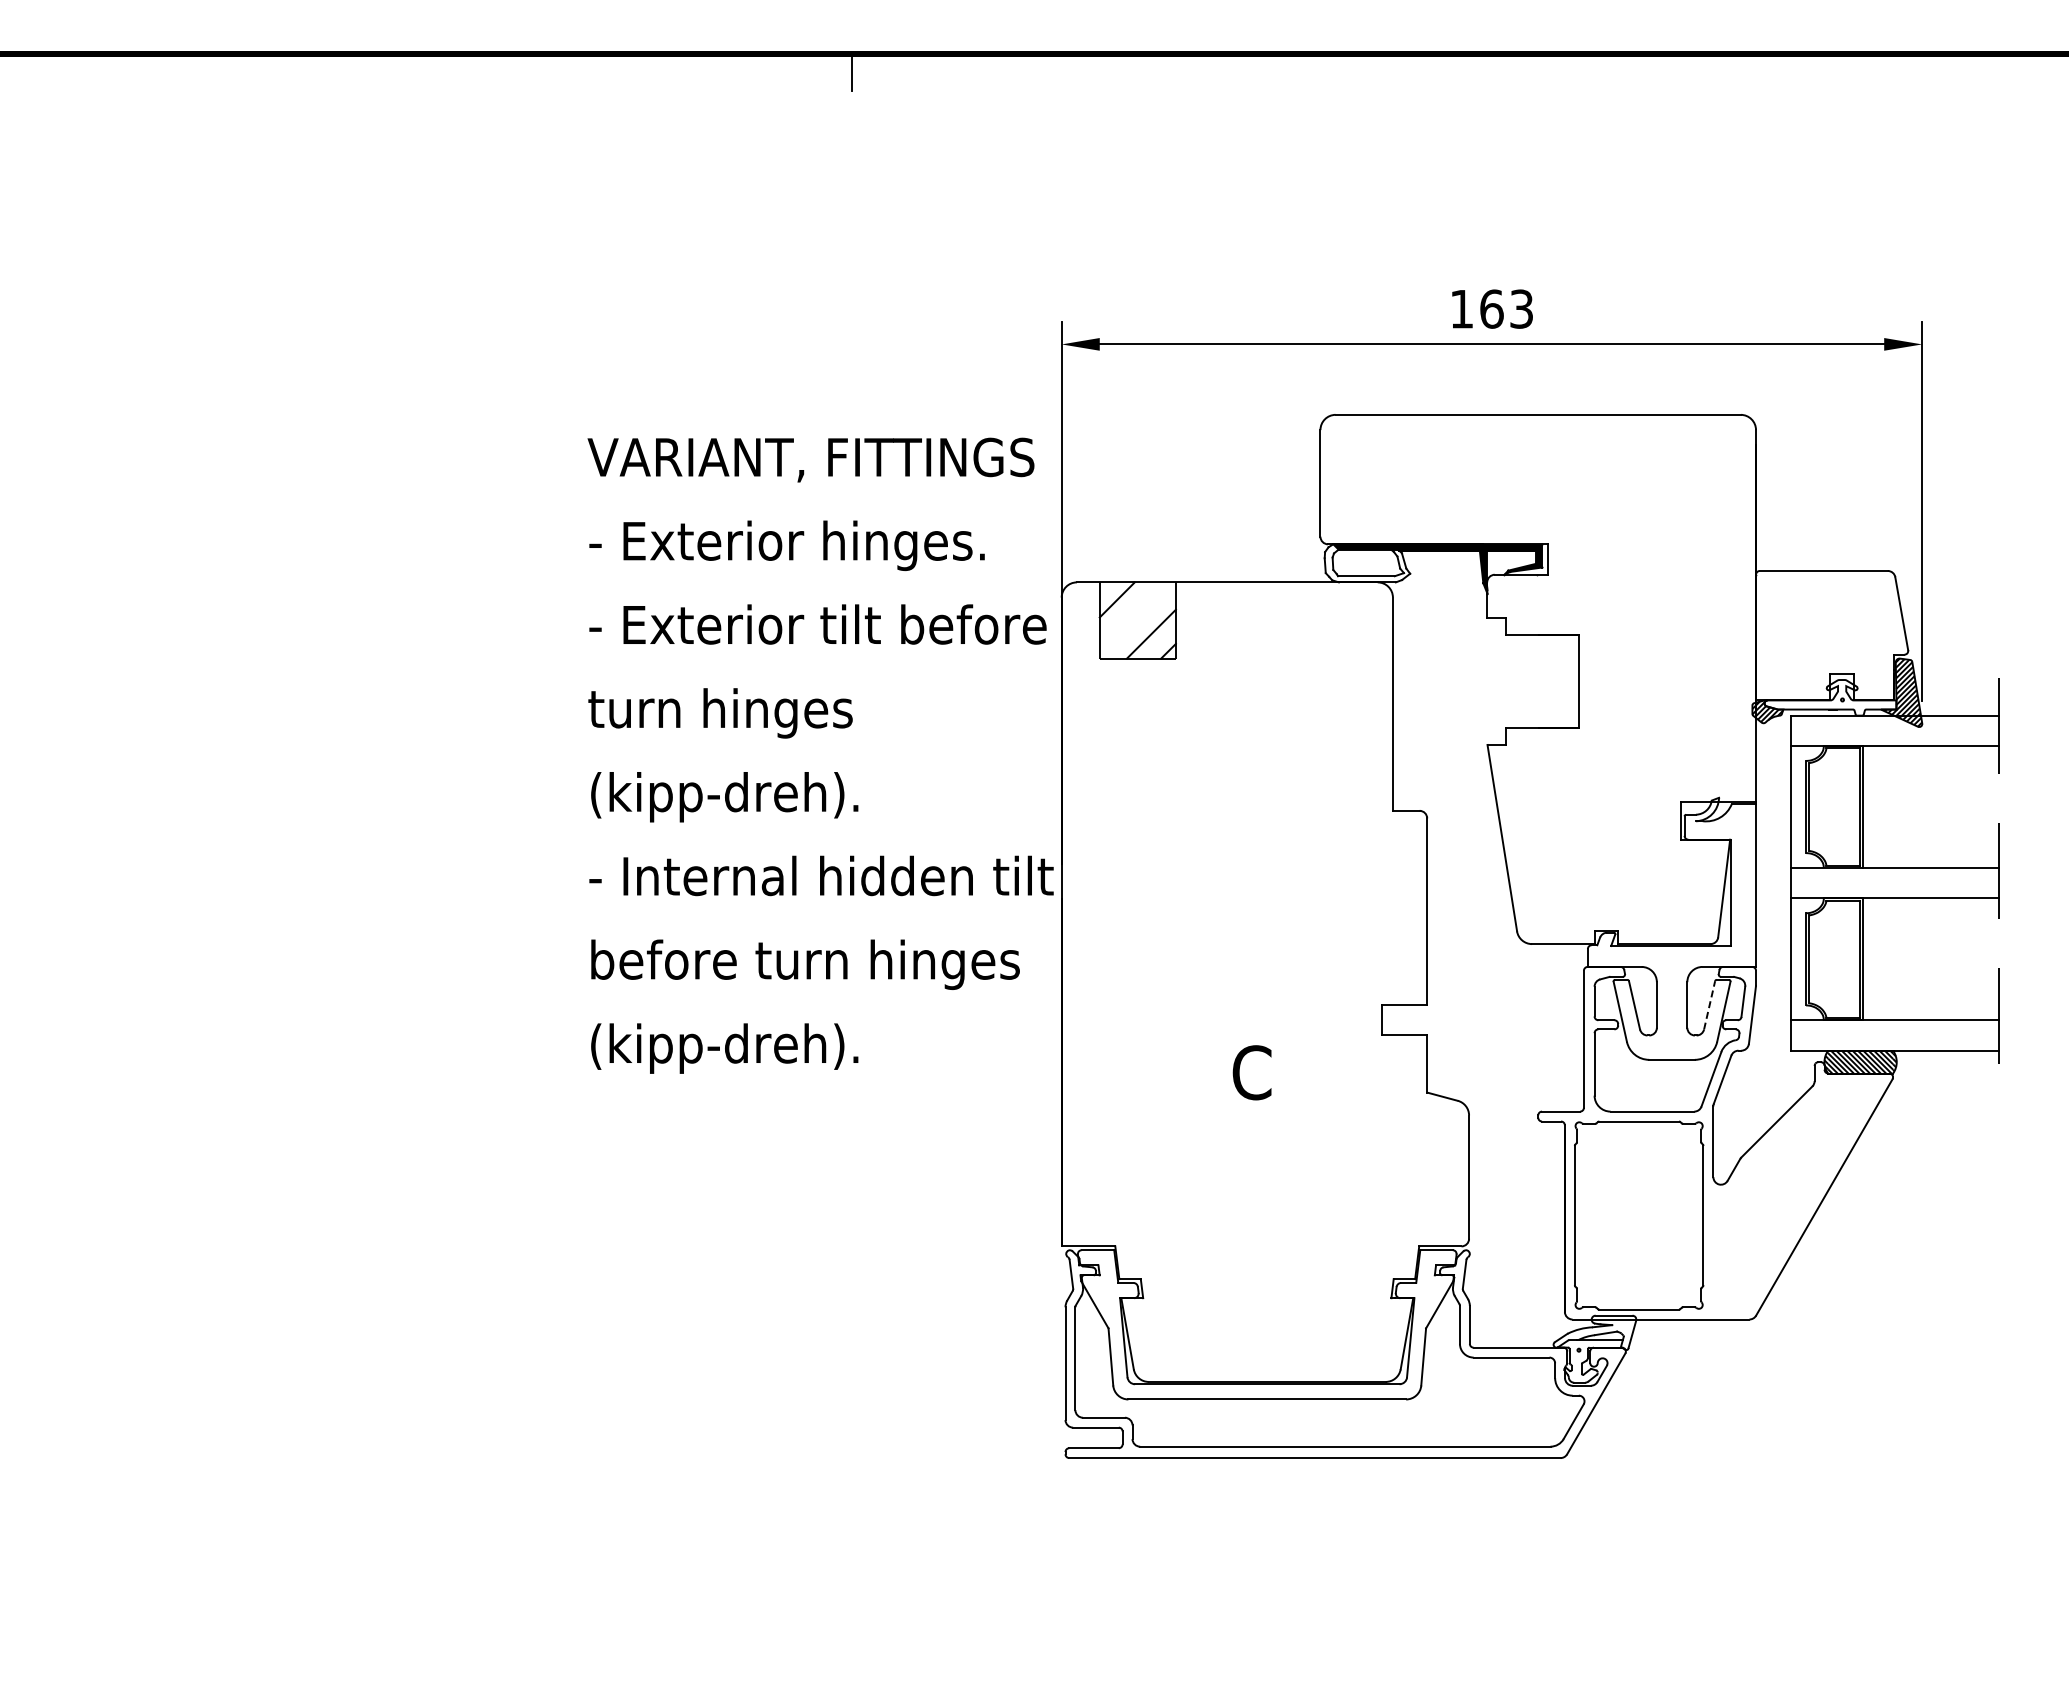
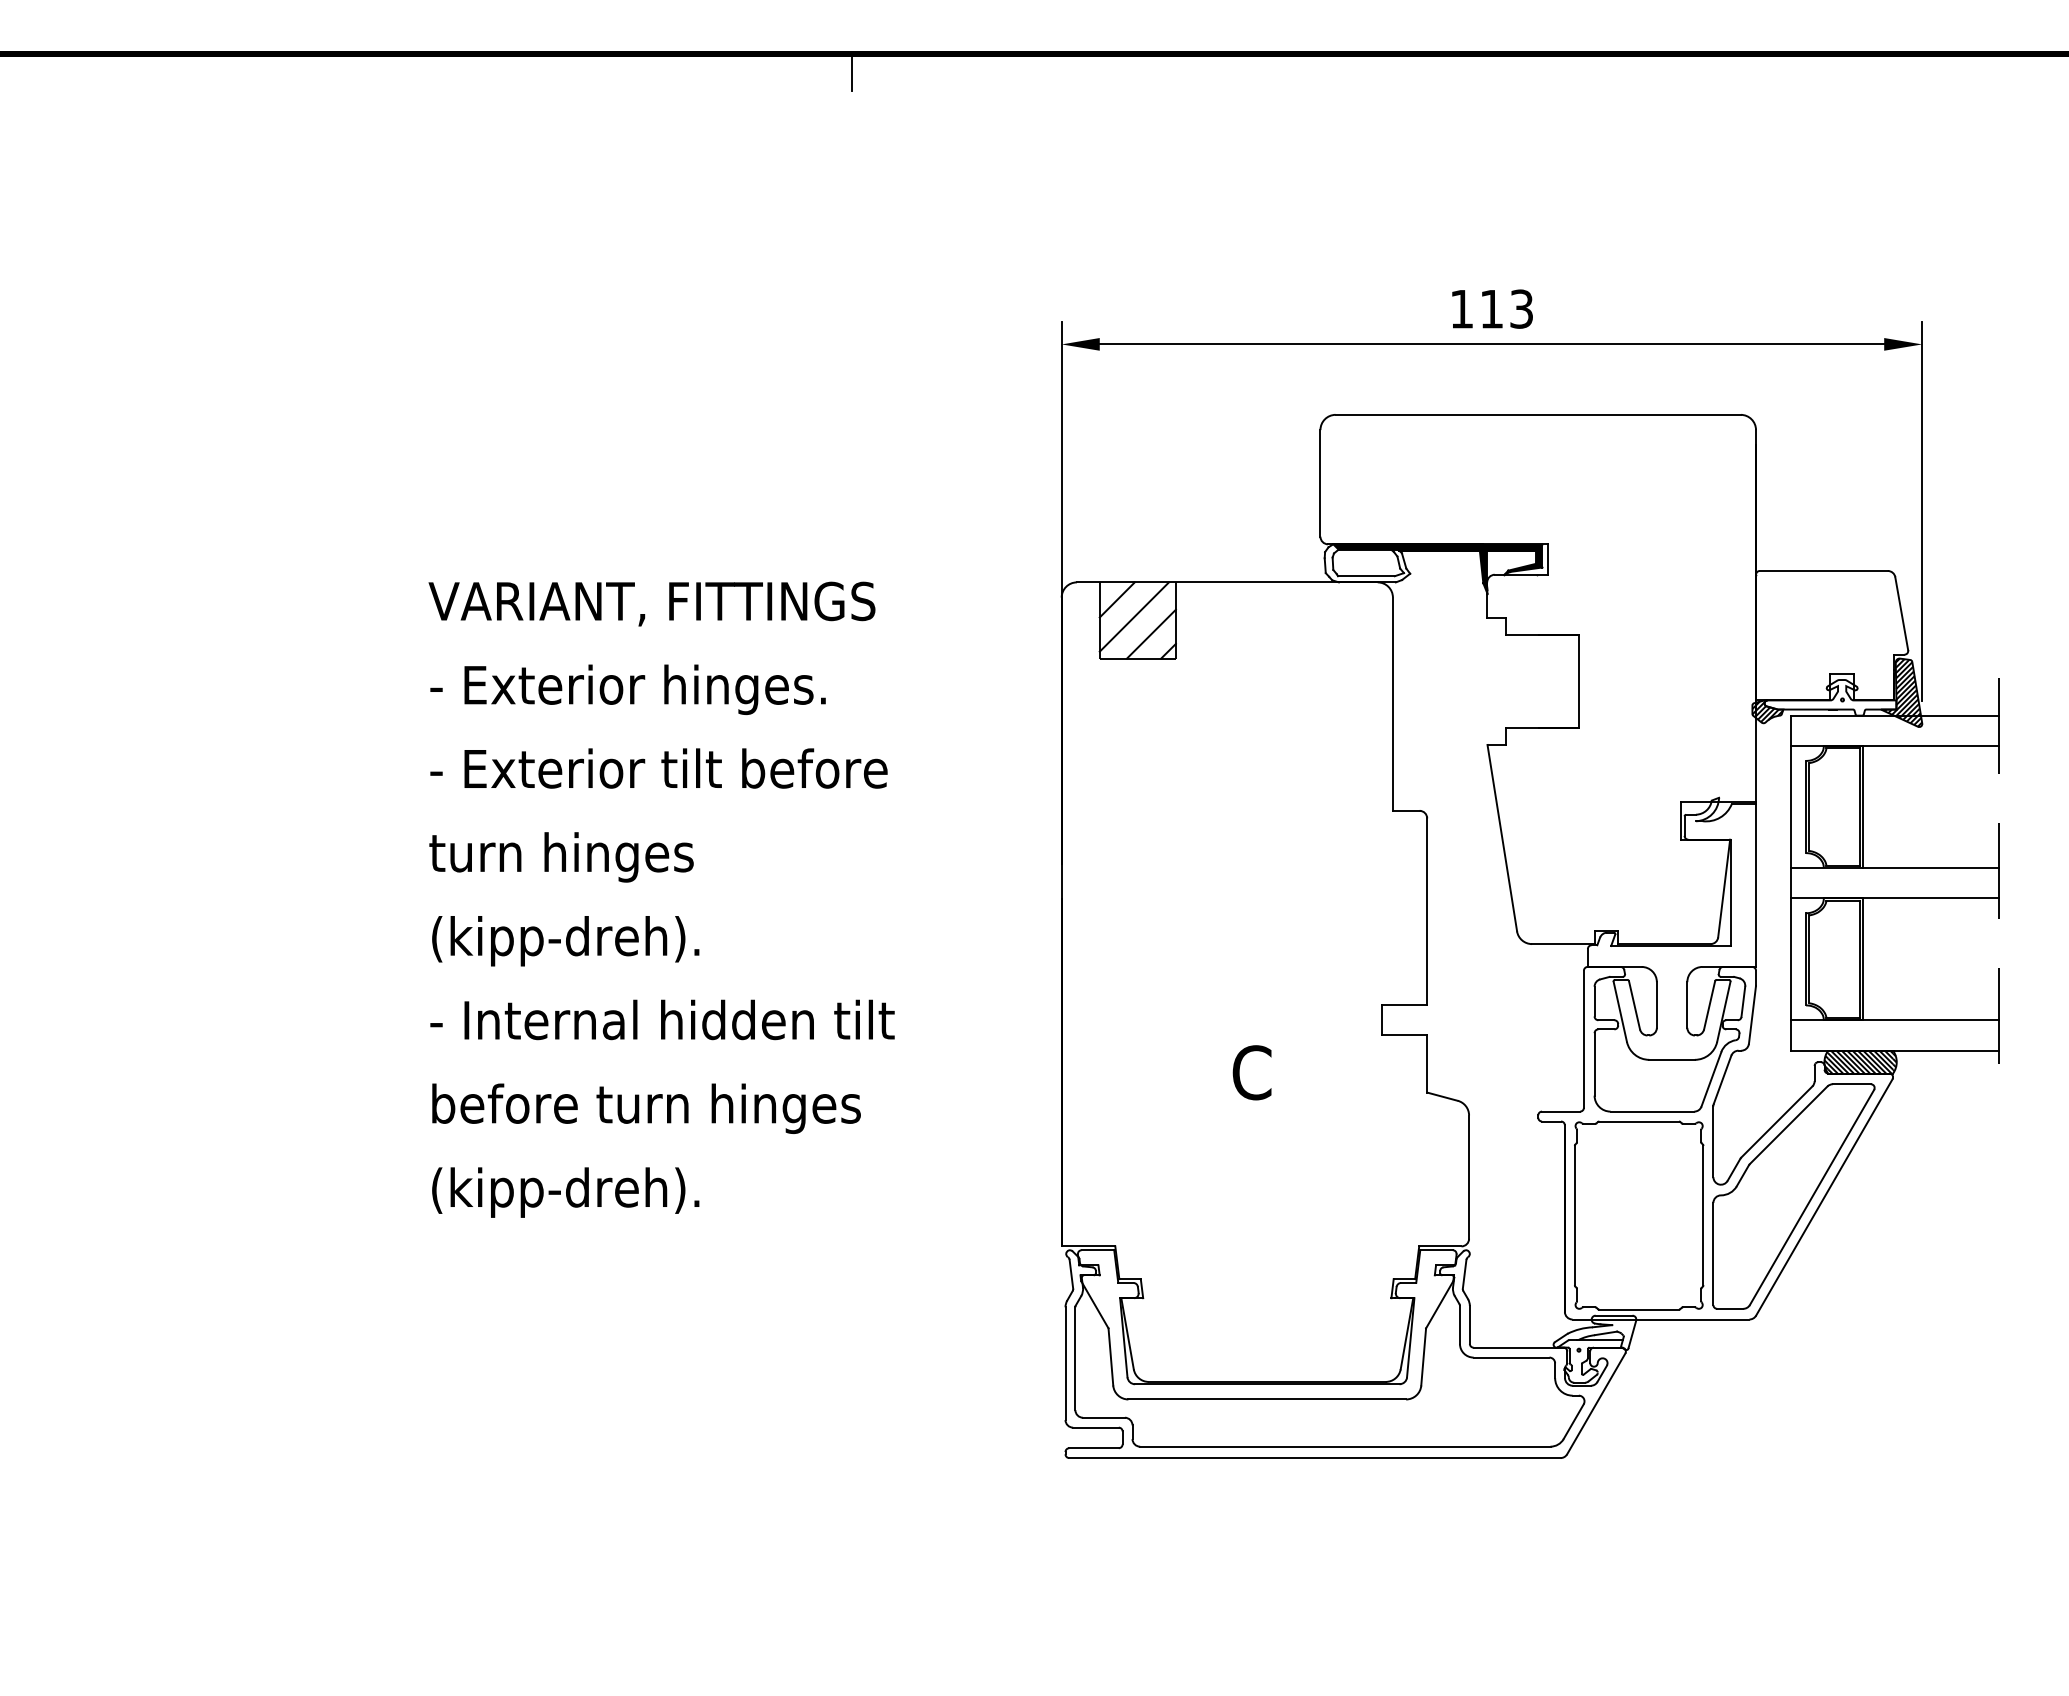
text: 163 -> 113 (1491, 308)
line: none -> present (1133, 616)
text position: (820, 755) -> (661, 899) (661, 899)
line: dashed -> solid (1709, 1005)
part: none -> present (1793, 1196)
